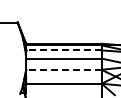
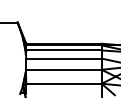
line: dashed -> solid (63, 50)
line: dashed -> solid (63, 69)
